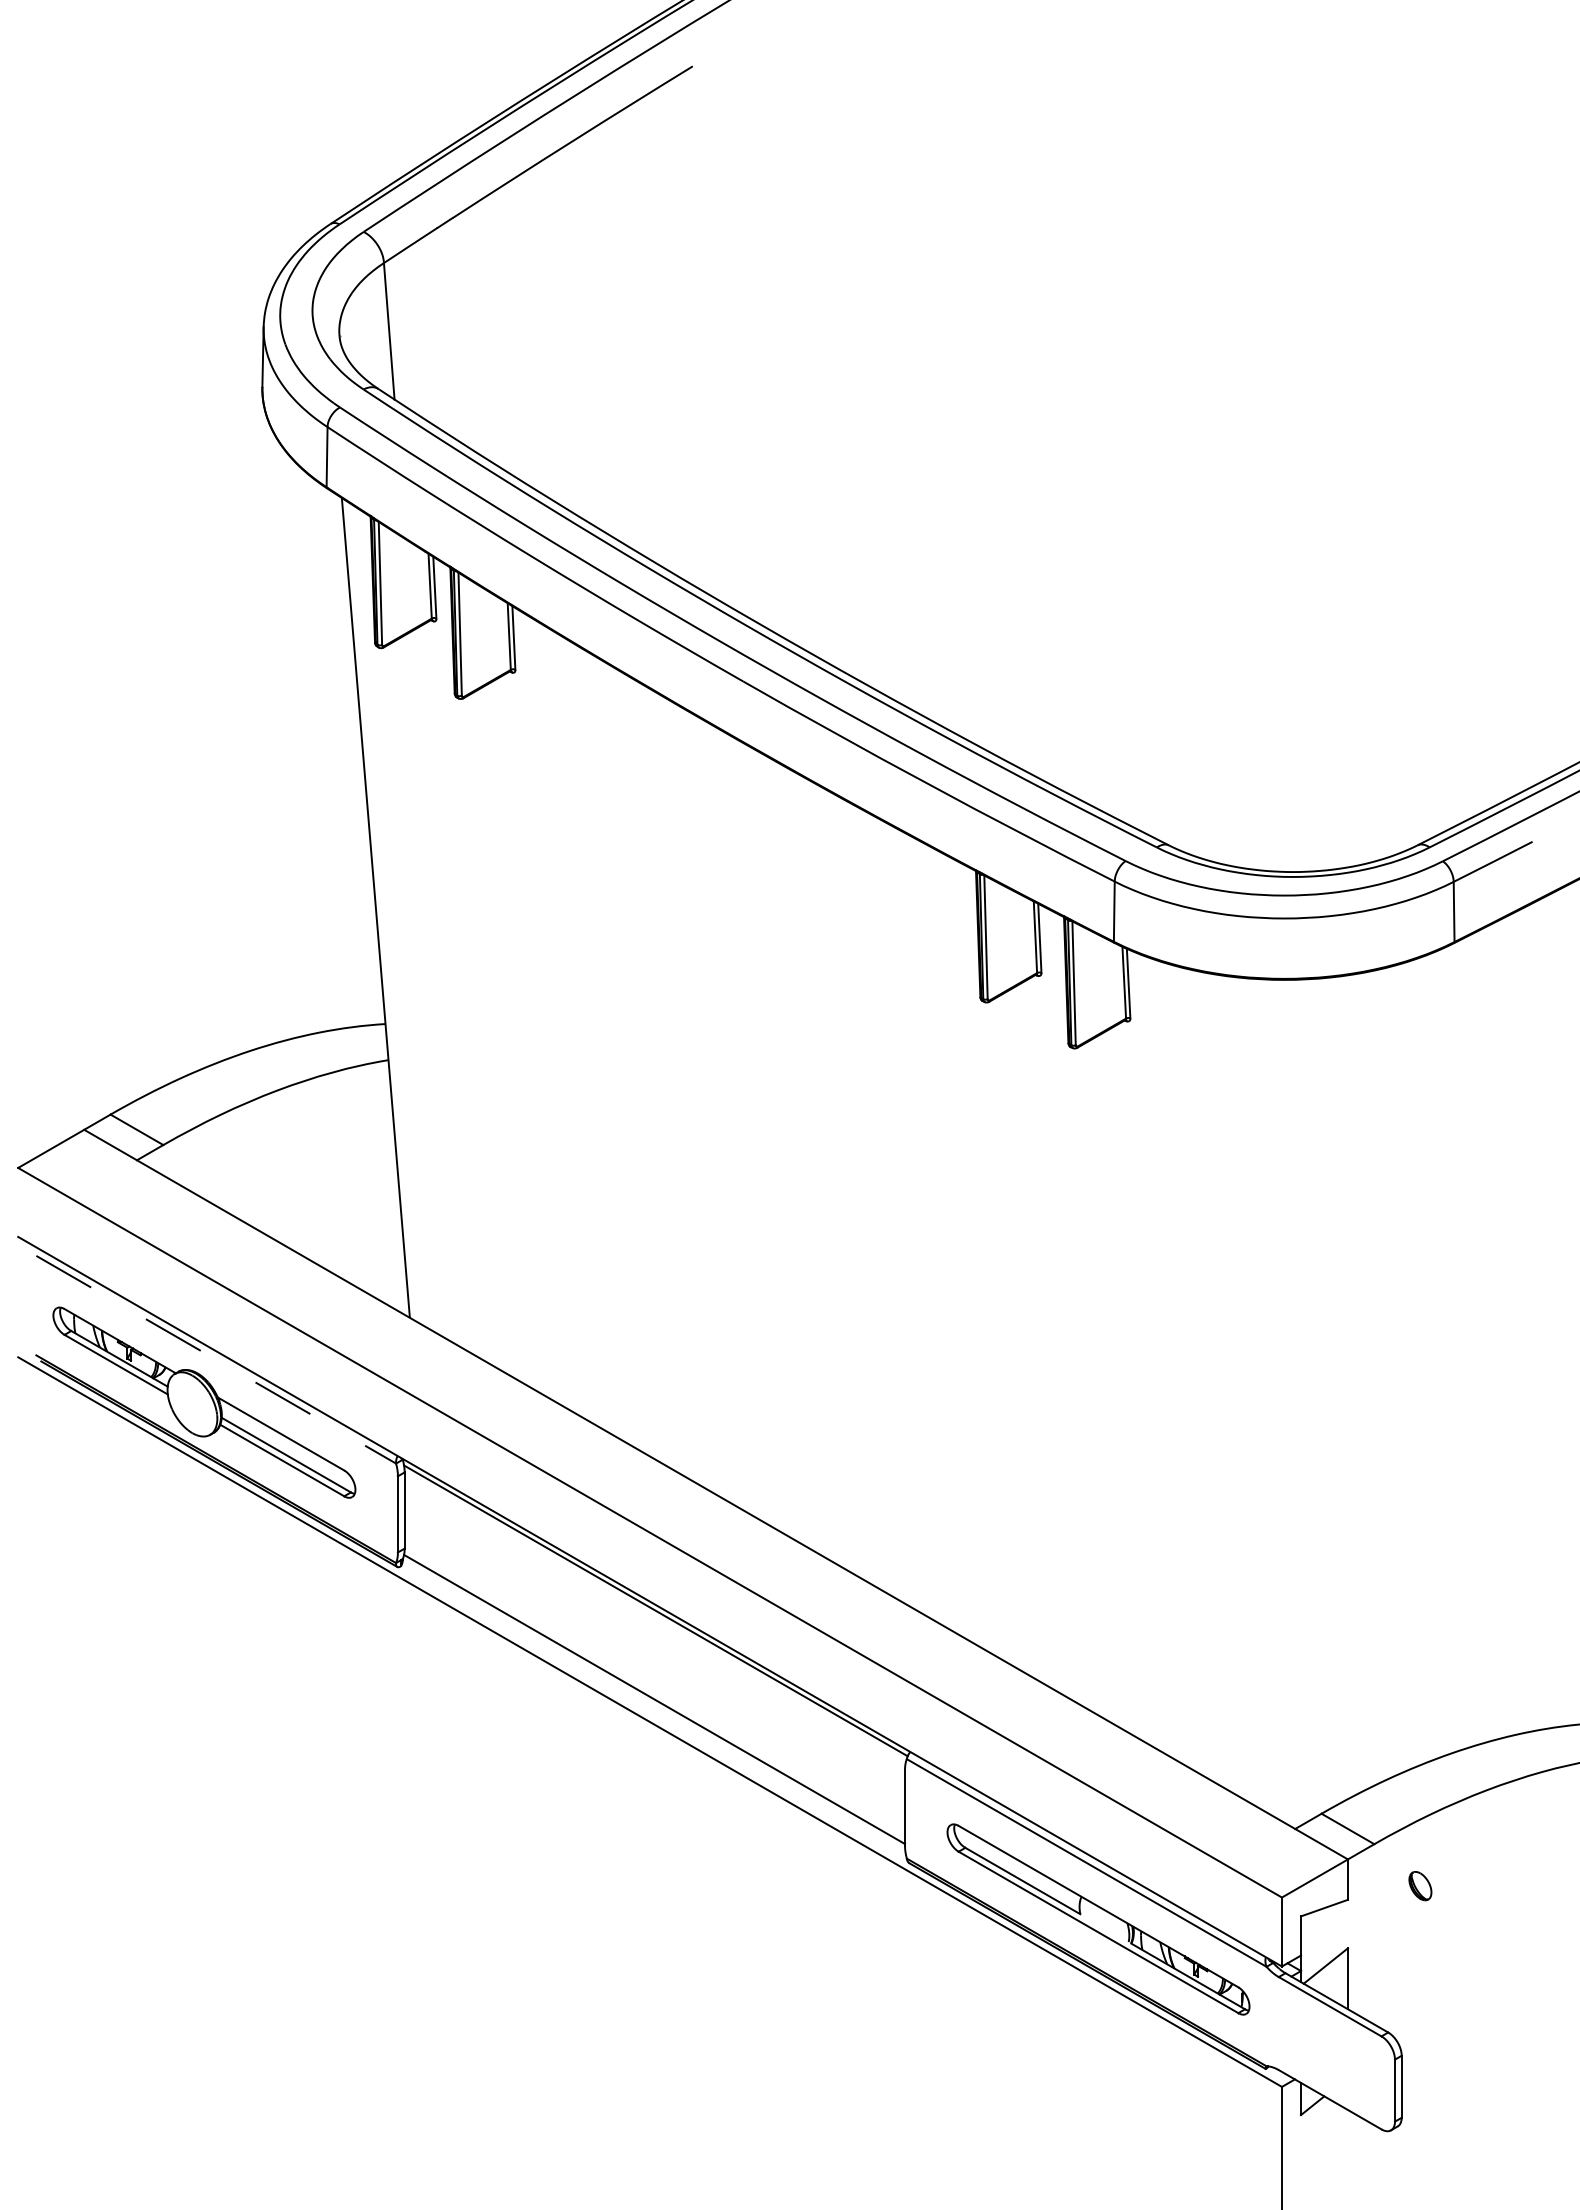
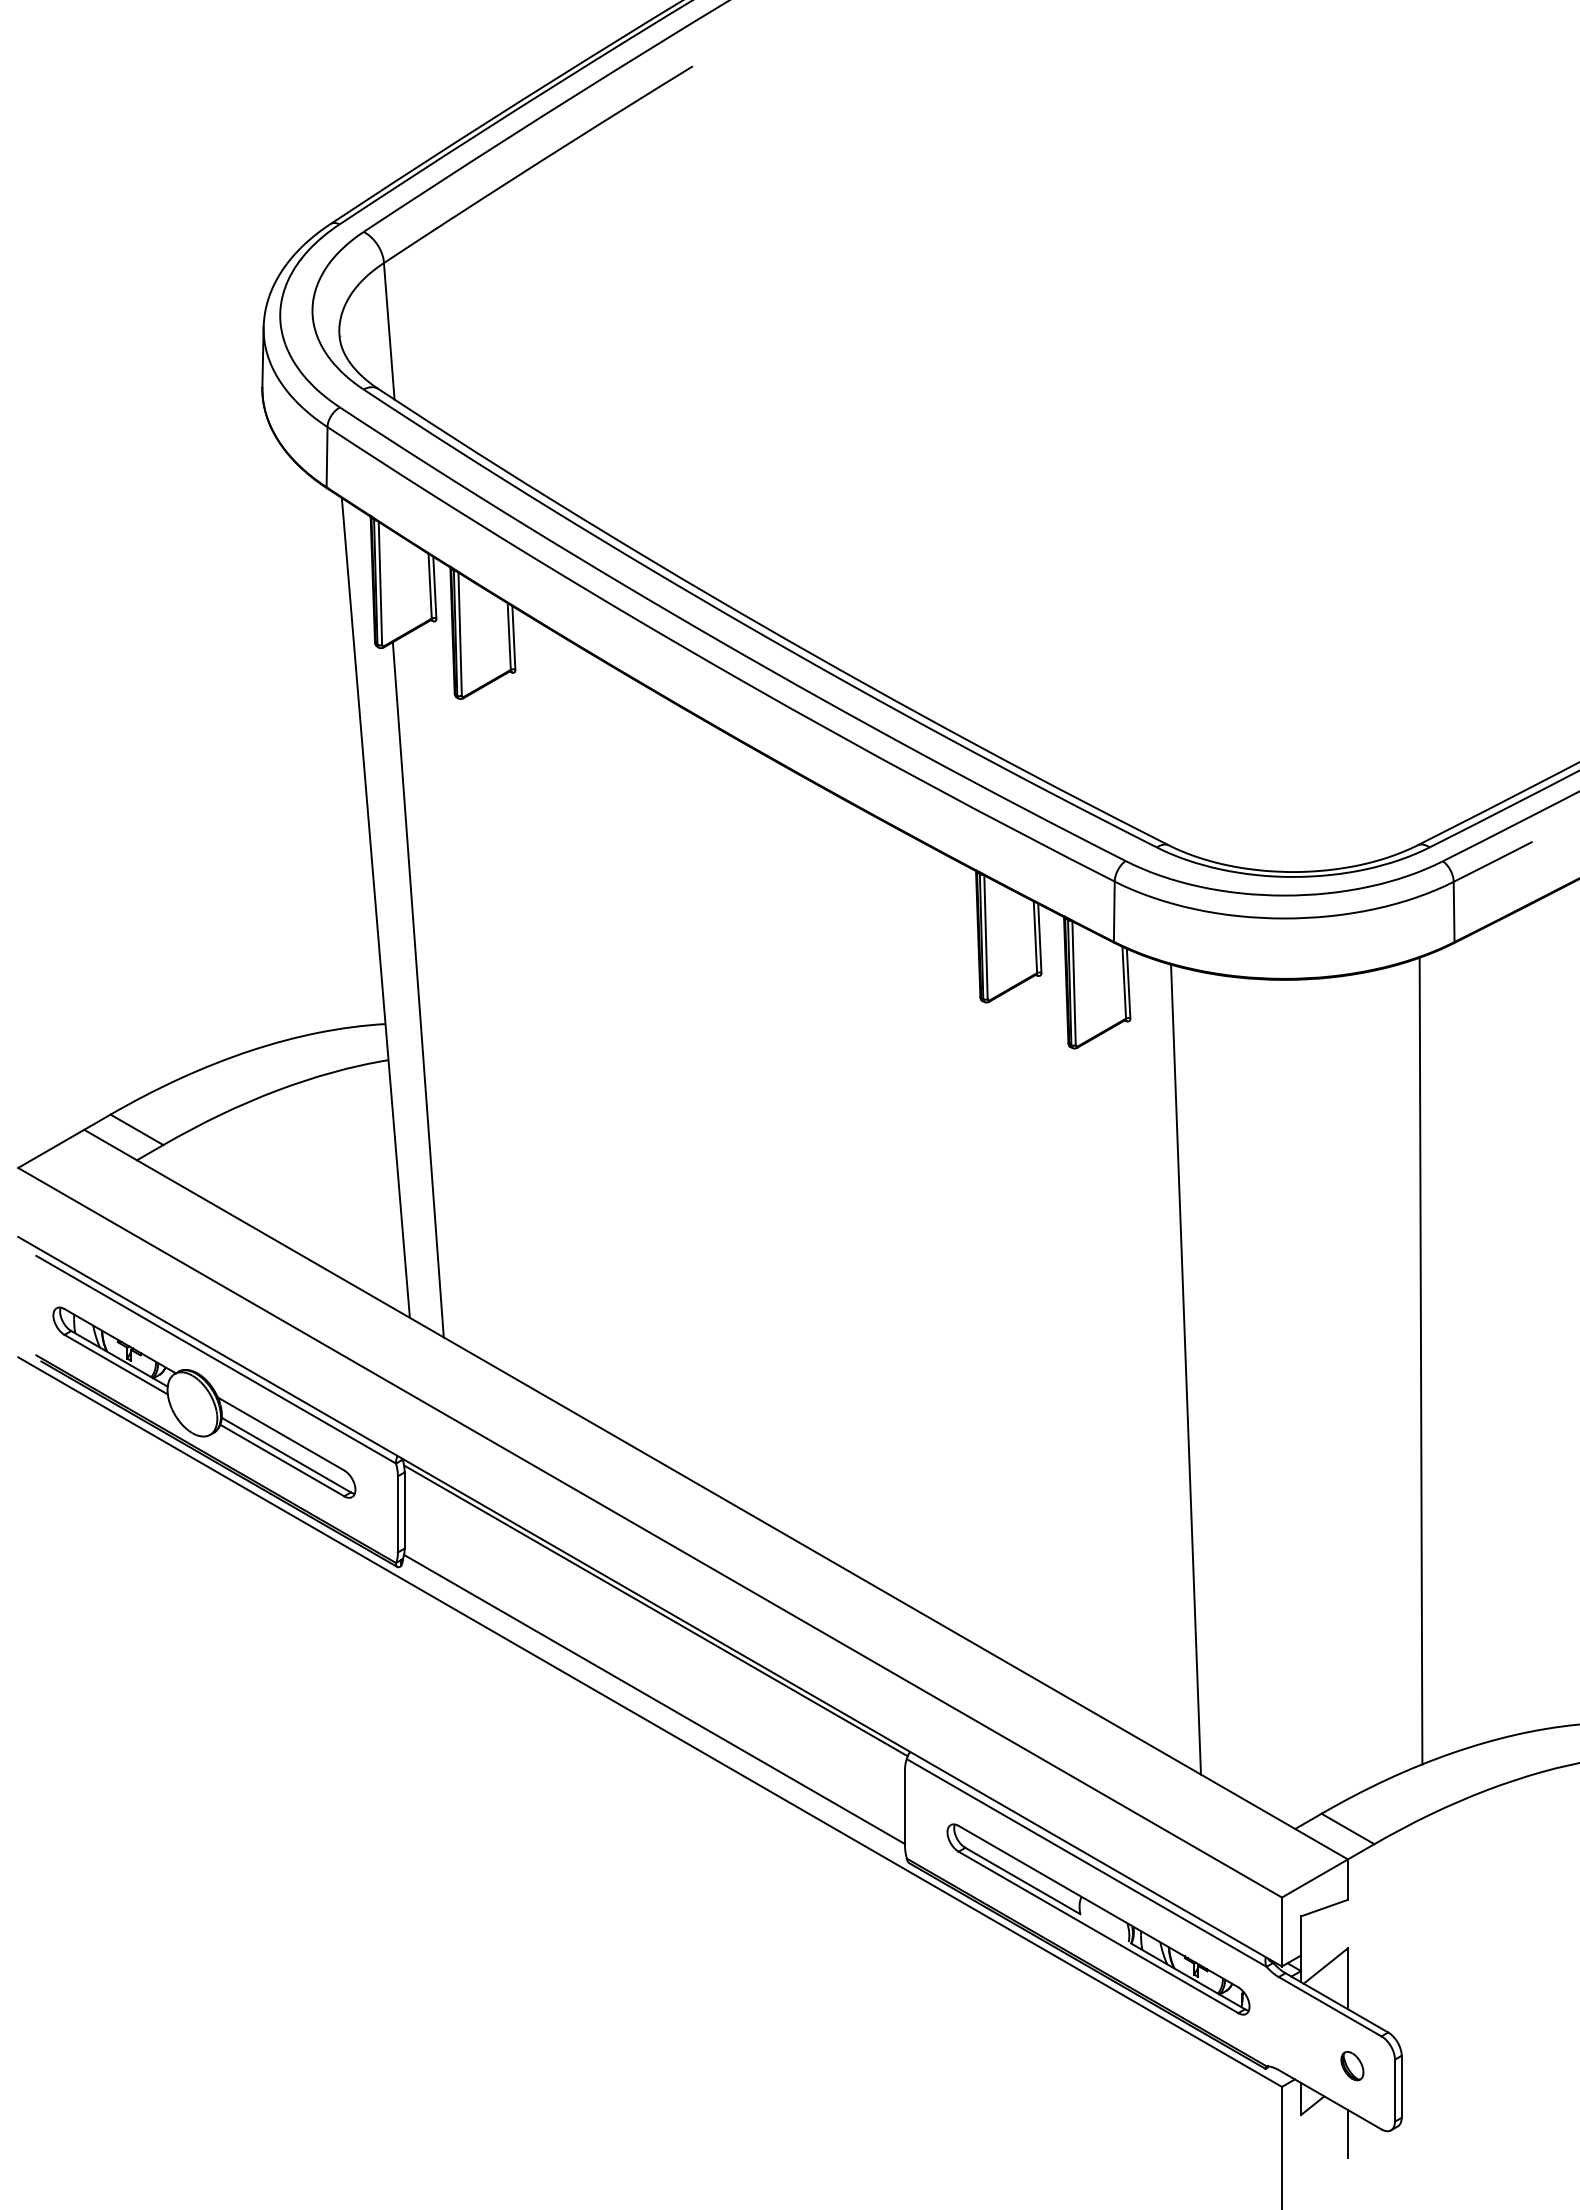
line: none -> present (417, 989)
line: dashed -> solid (216, 1359)
line: none -> present (1420, 1360)
line: none -> present (1185, 1369)
part position: (1420, 1886) -> (1352, 2066) (1352, 2066)
line: none -> present (1347, 2134)
